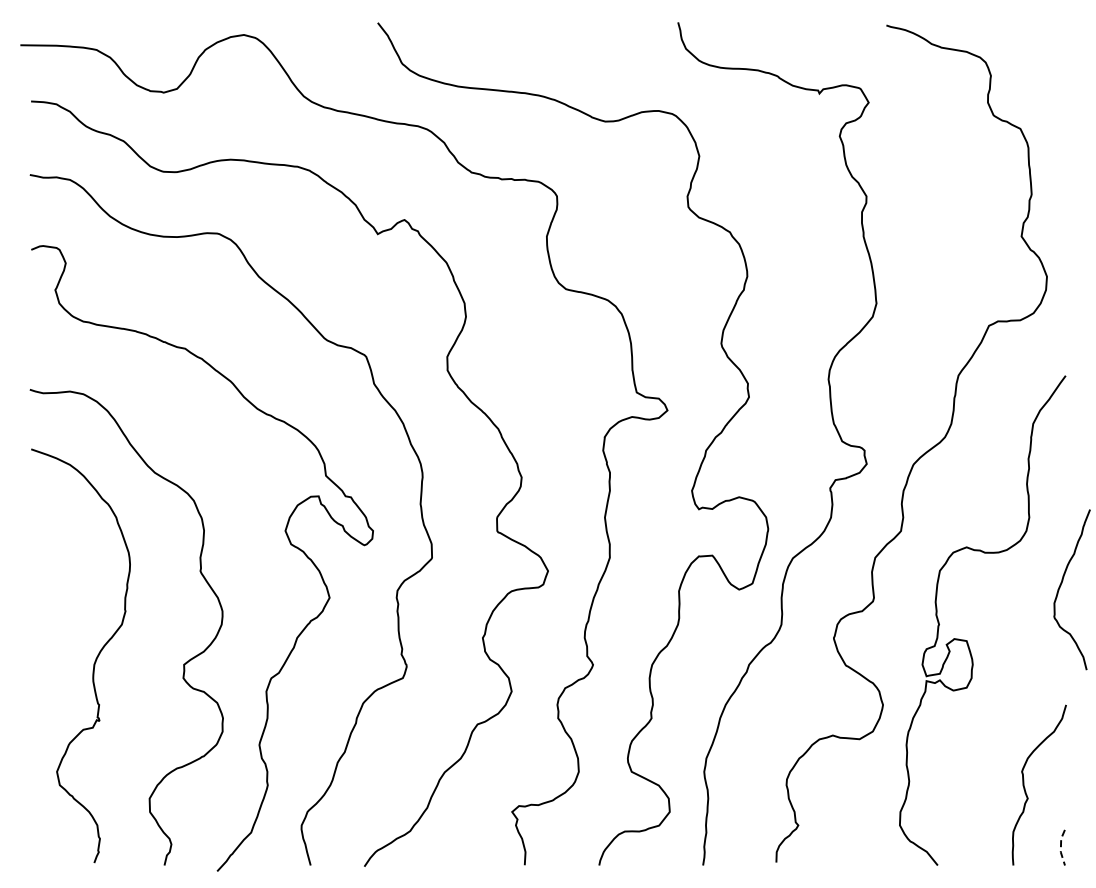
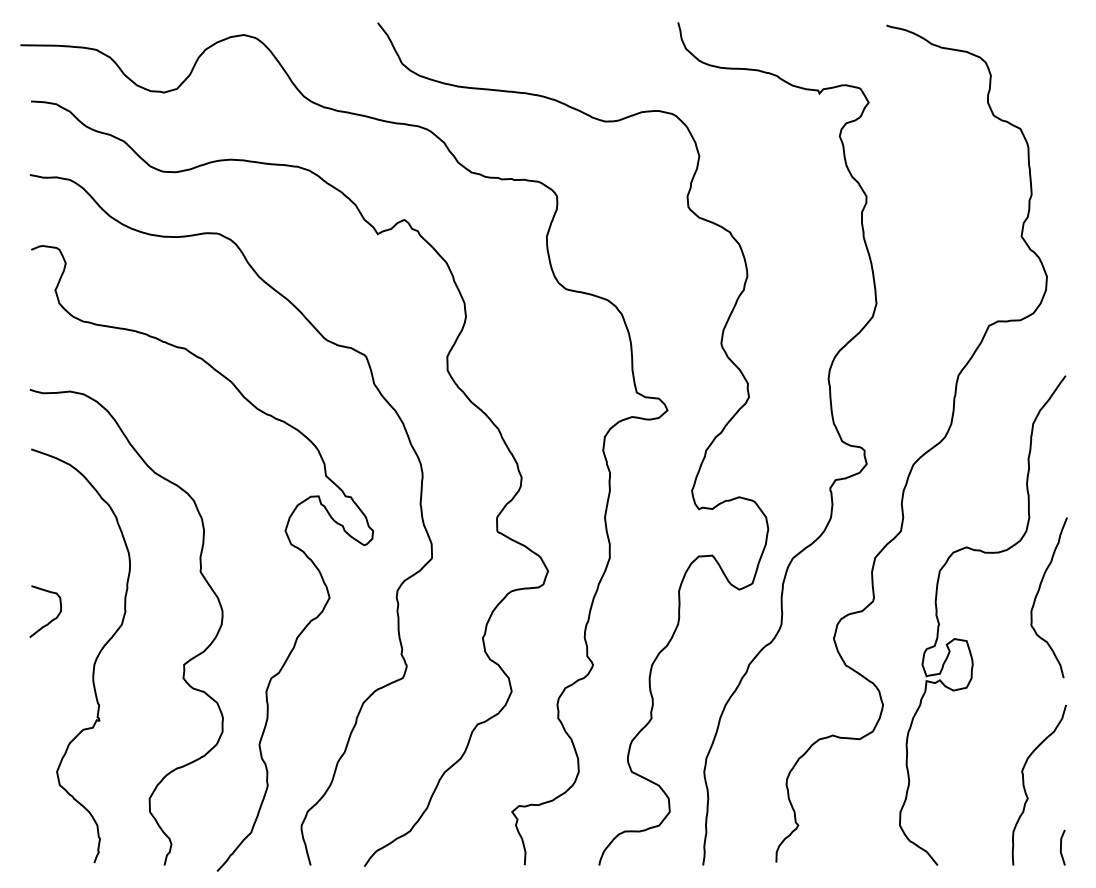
curve position: (1061, 585) -> (1038, 593) (1038, 593)
curve: none -> present (50, 620)
line: dashed -> solid (1060, 848)
